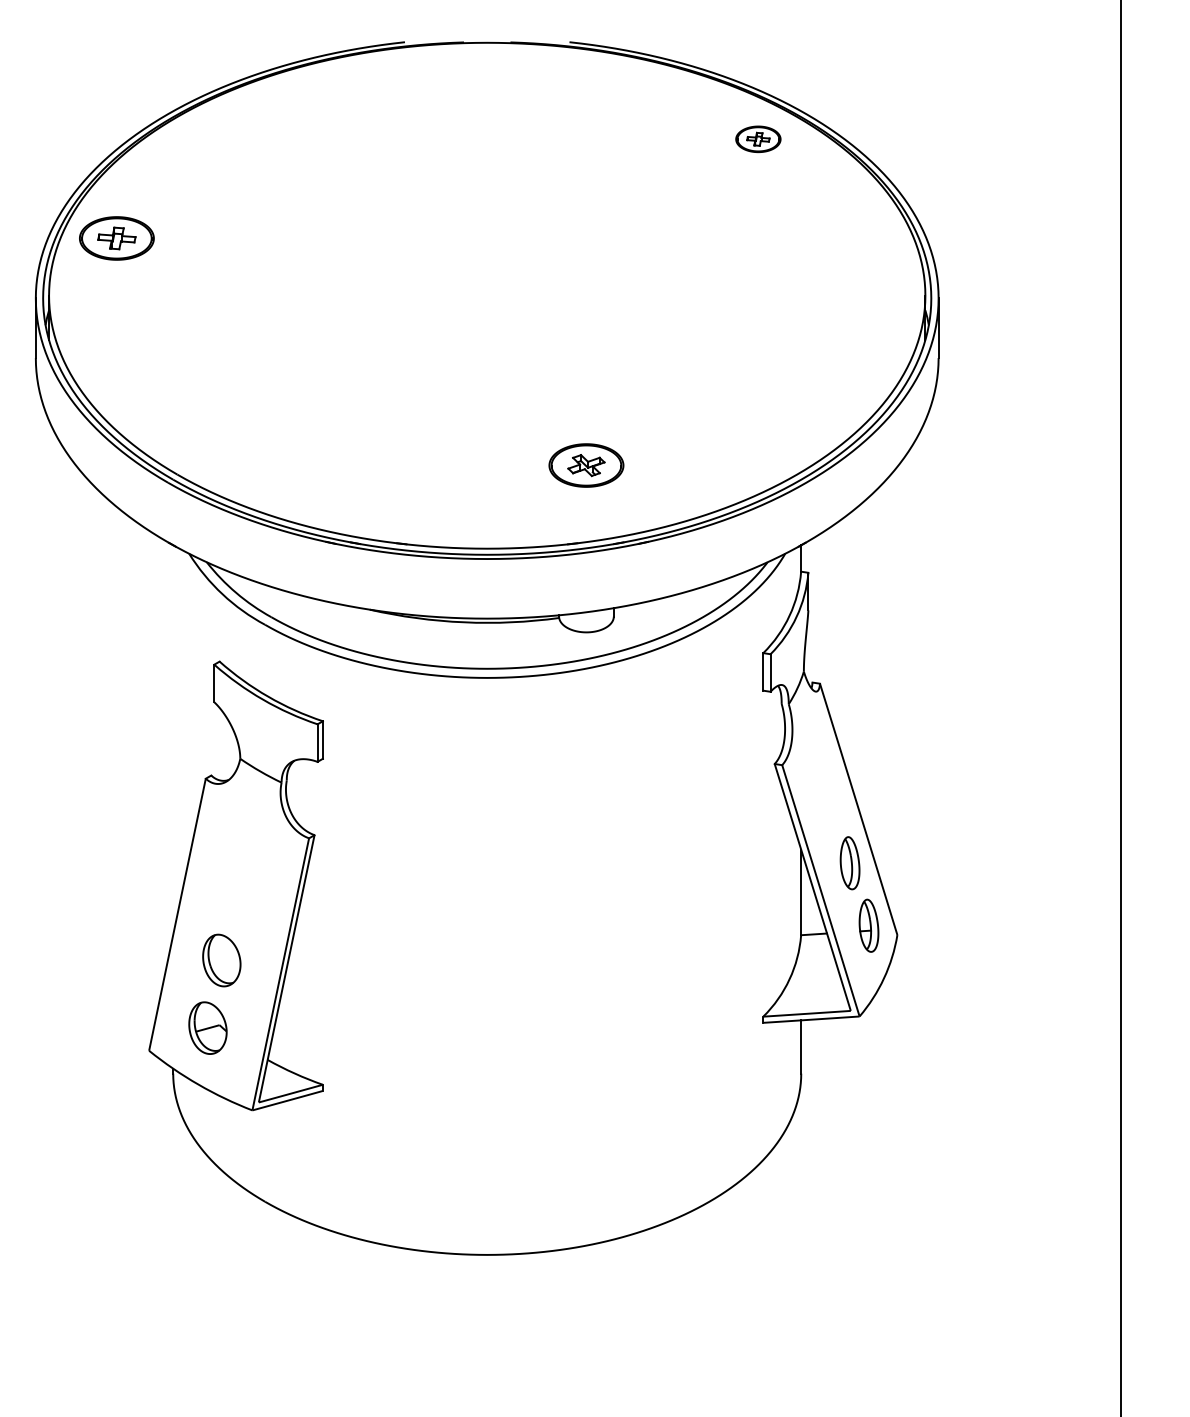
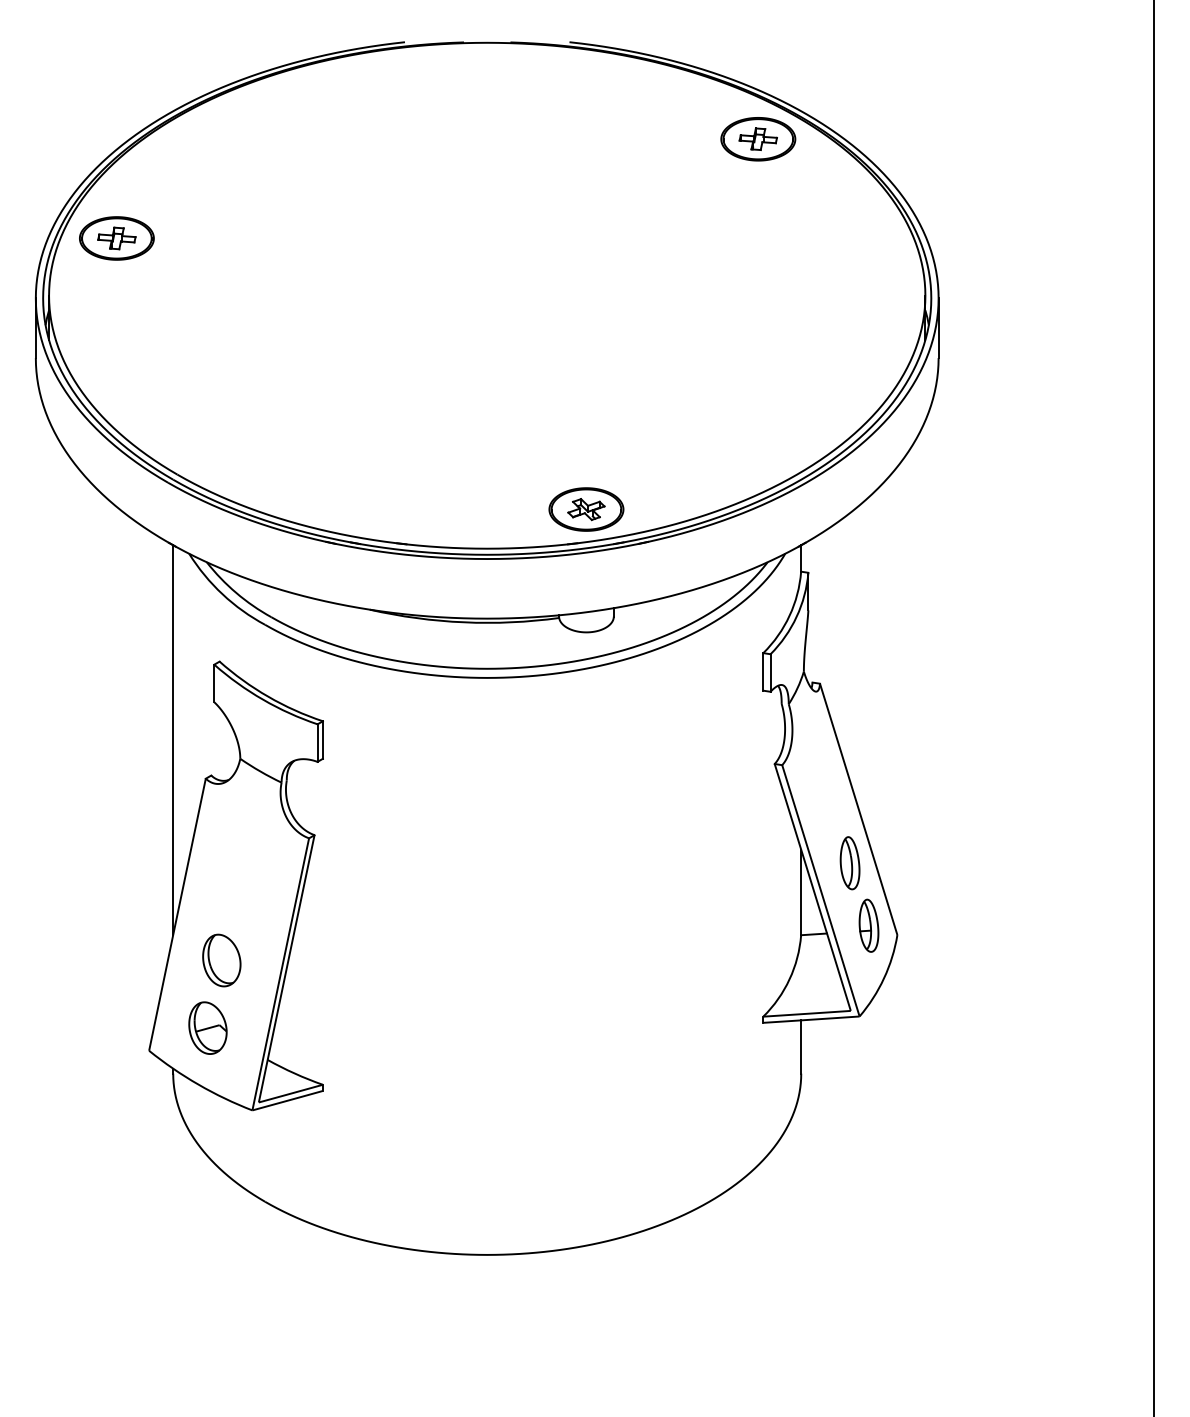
part size: 47x29 px -> 77x45 px (758, 139)
part position: (586, 465) -> (586, 509) (586, 509)
line position: (1121, 707) -> (1154, 707) (1154, 707)
line: none -> present (173, 740)
